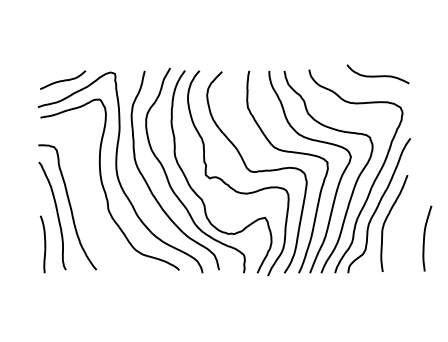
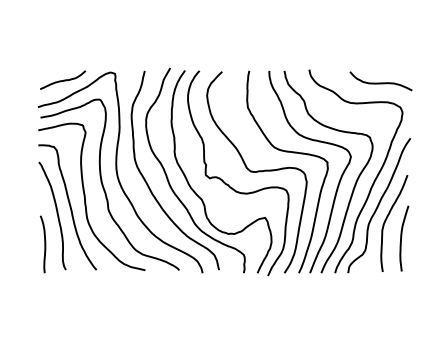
curve position: (377, 75) -> (380, 82) (380, 82)
curve: none -> present (85, 196)
curve position: (425, 237) -> (402, 237) (402, 237)
